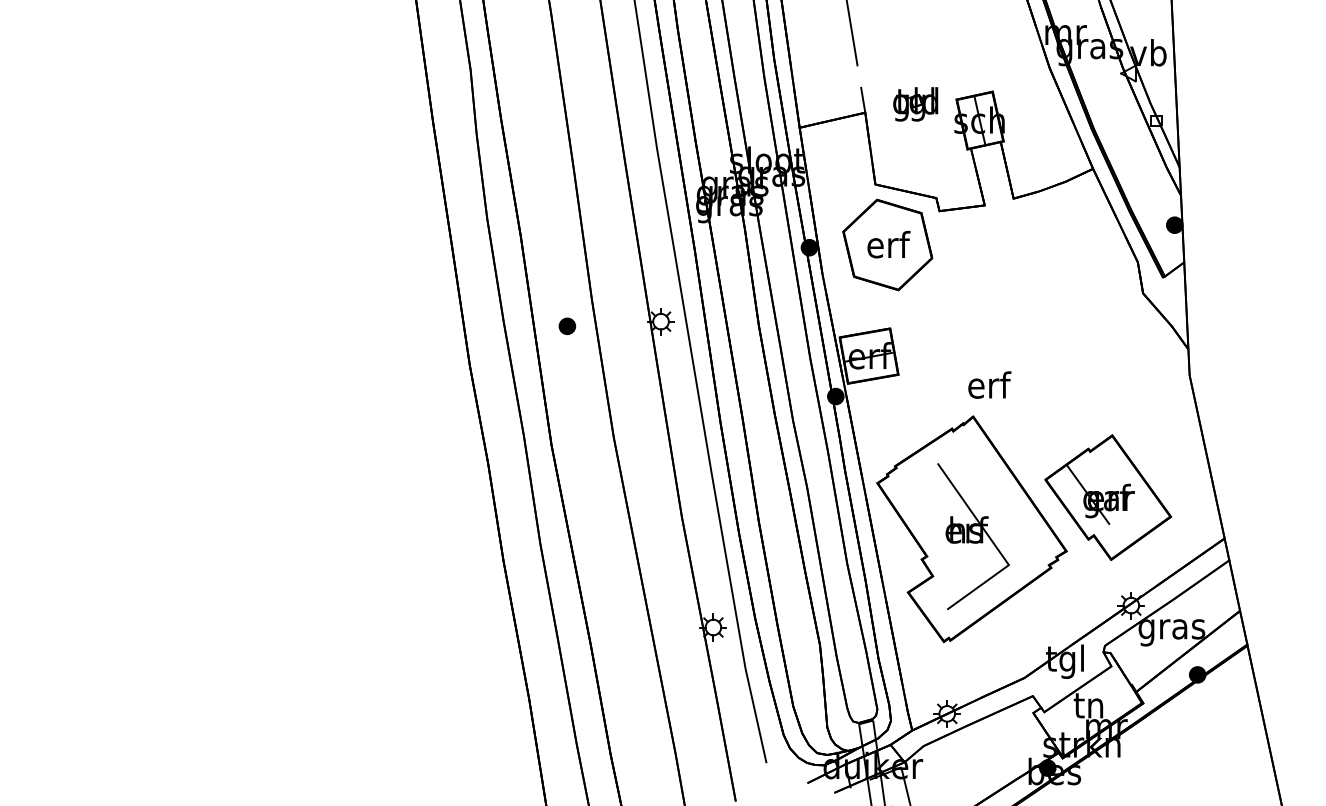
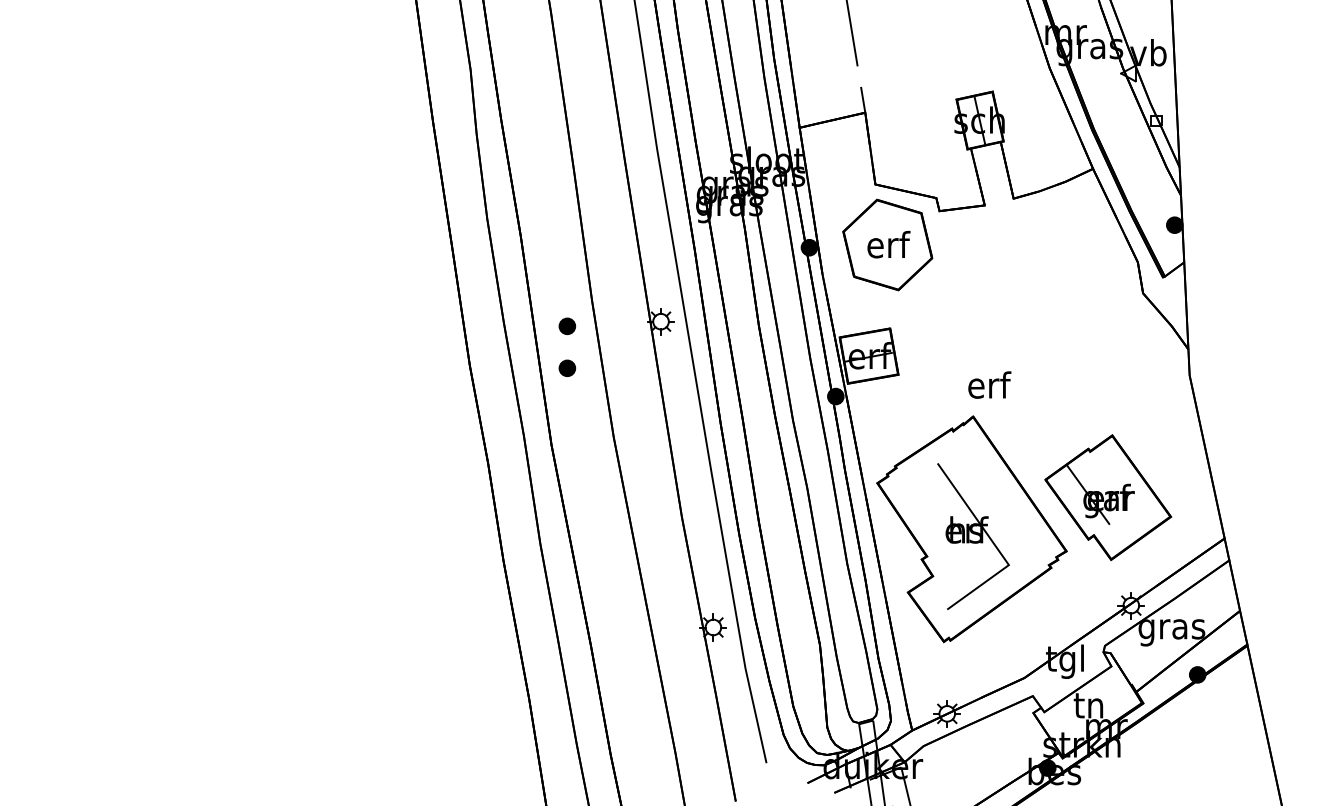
part: present -> none (915, 104)
part: none -> present (567, 368)
